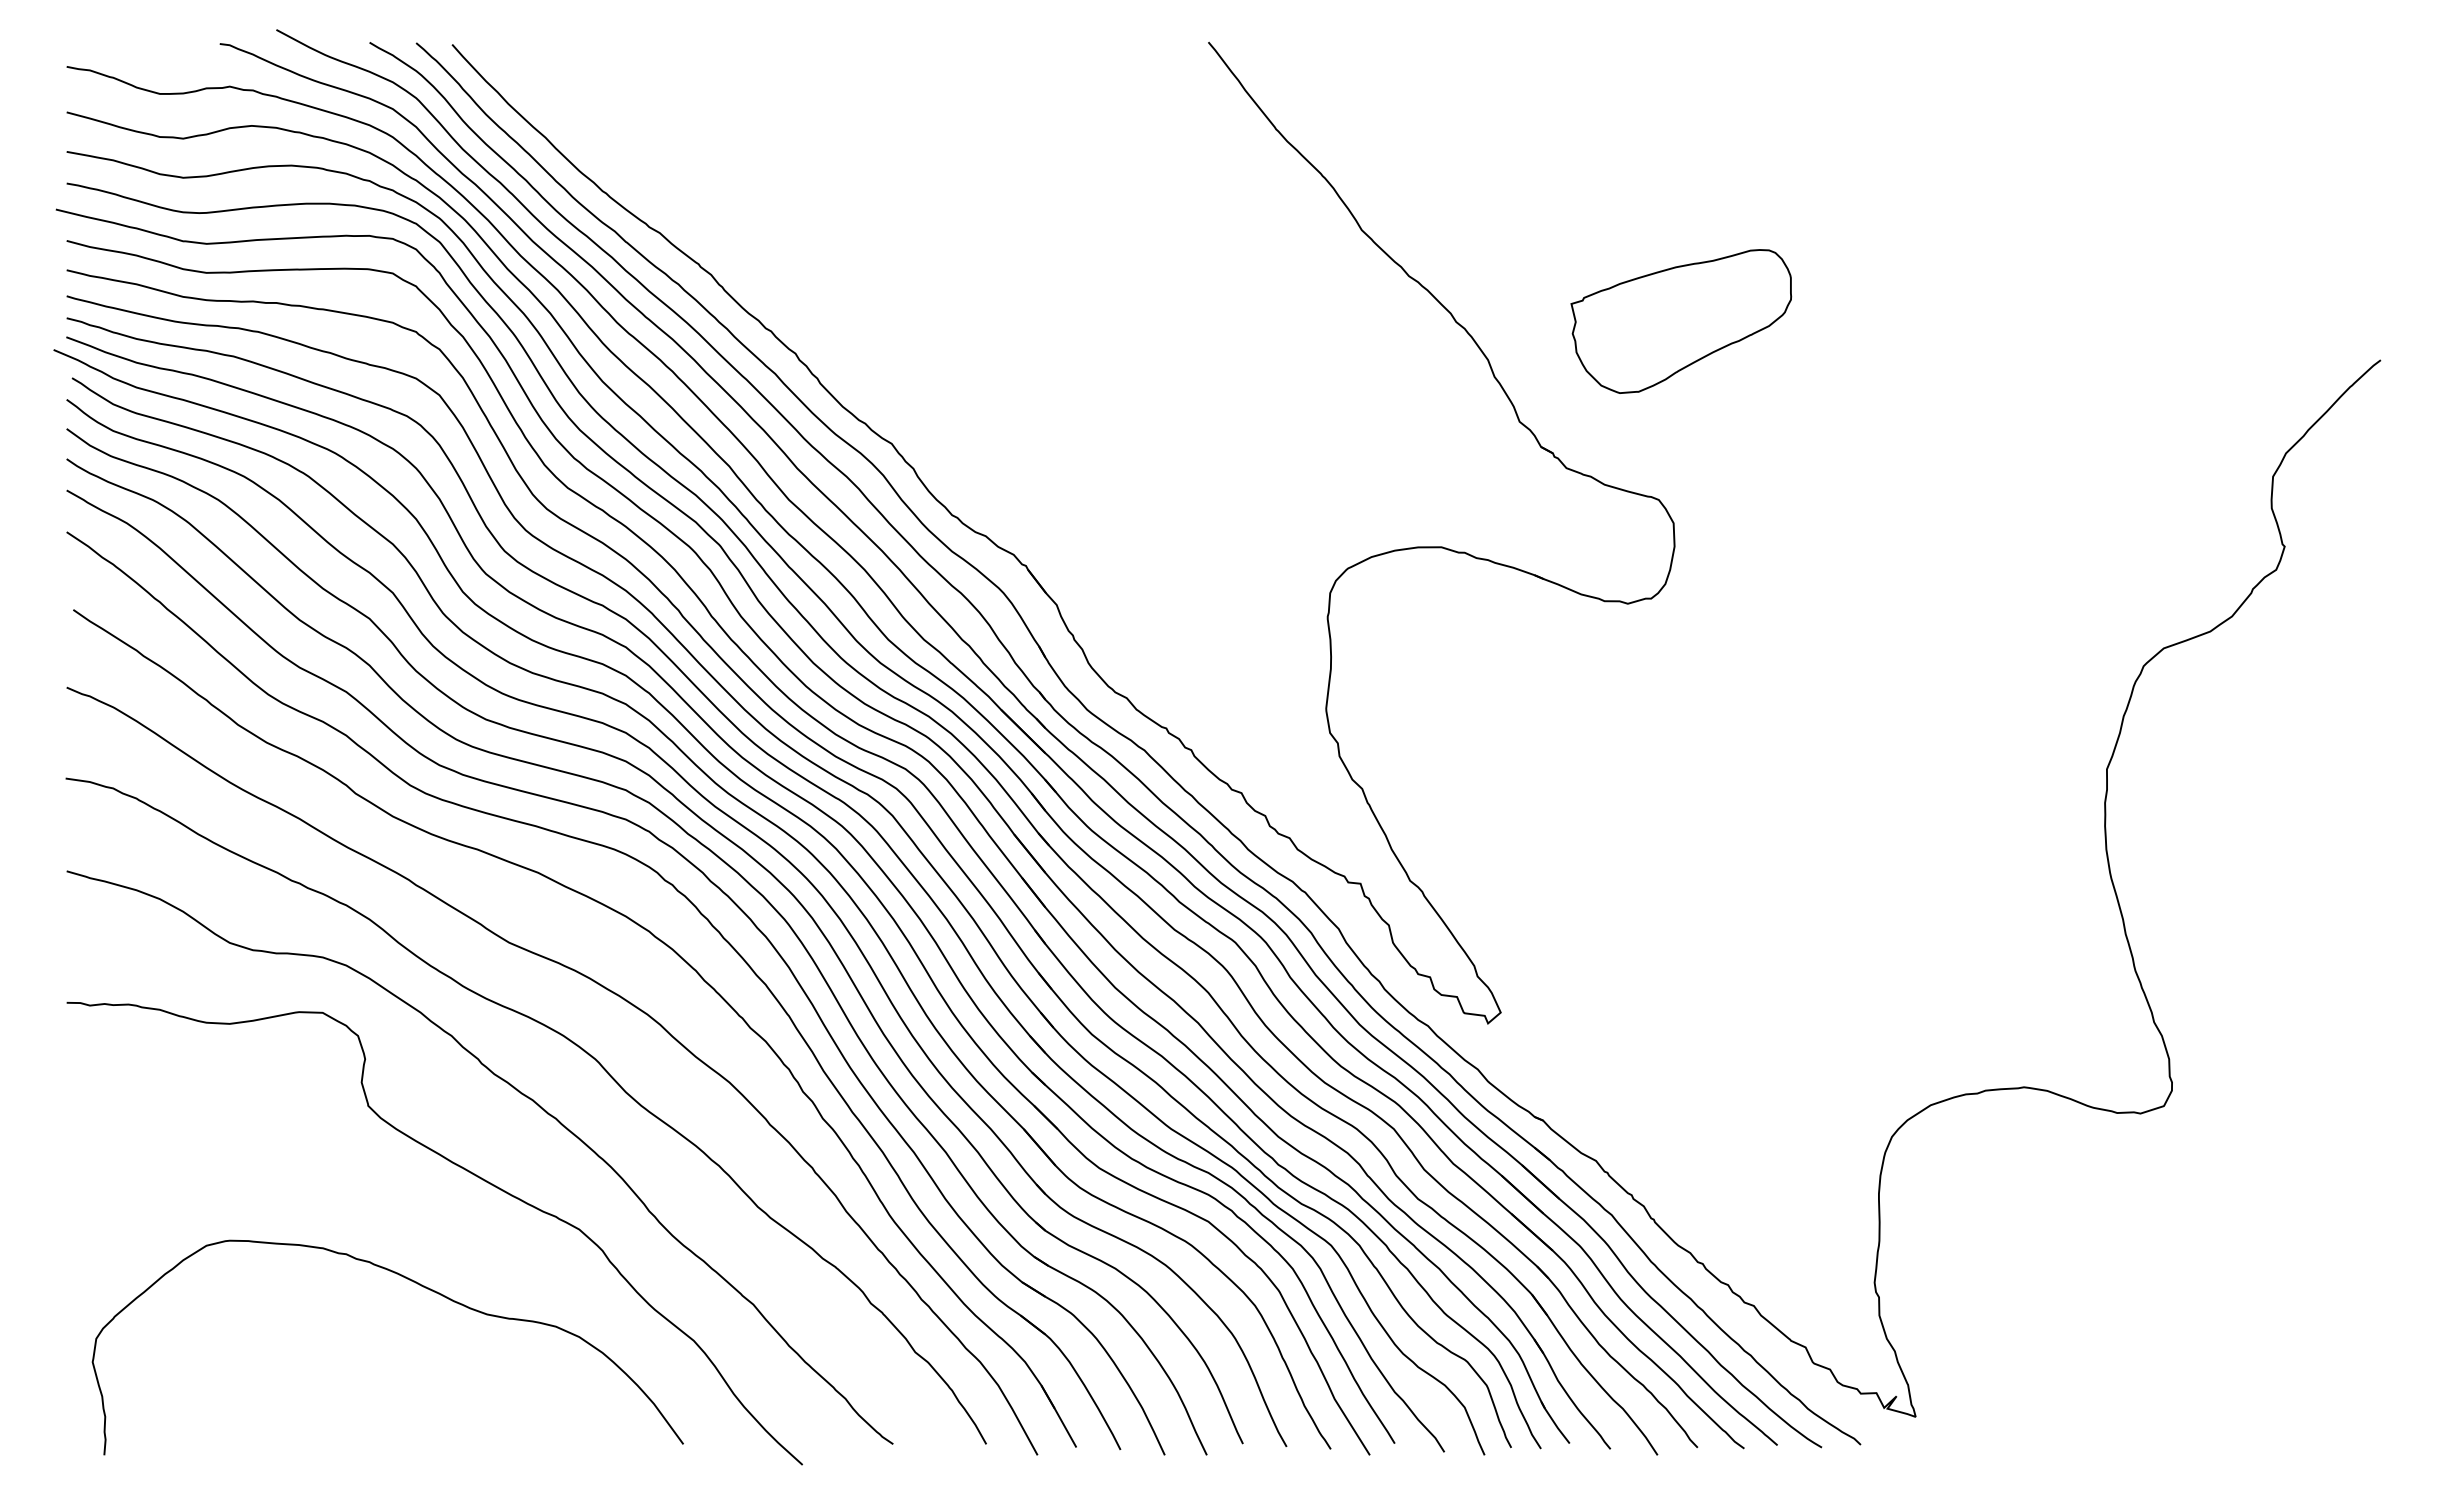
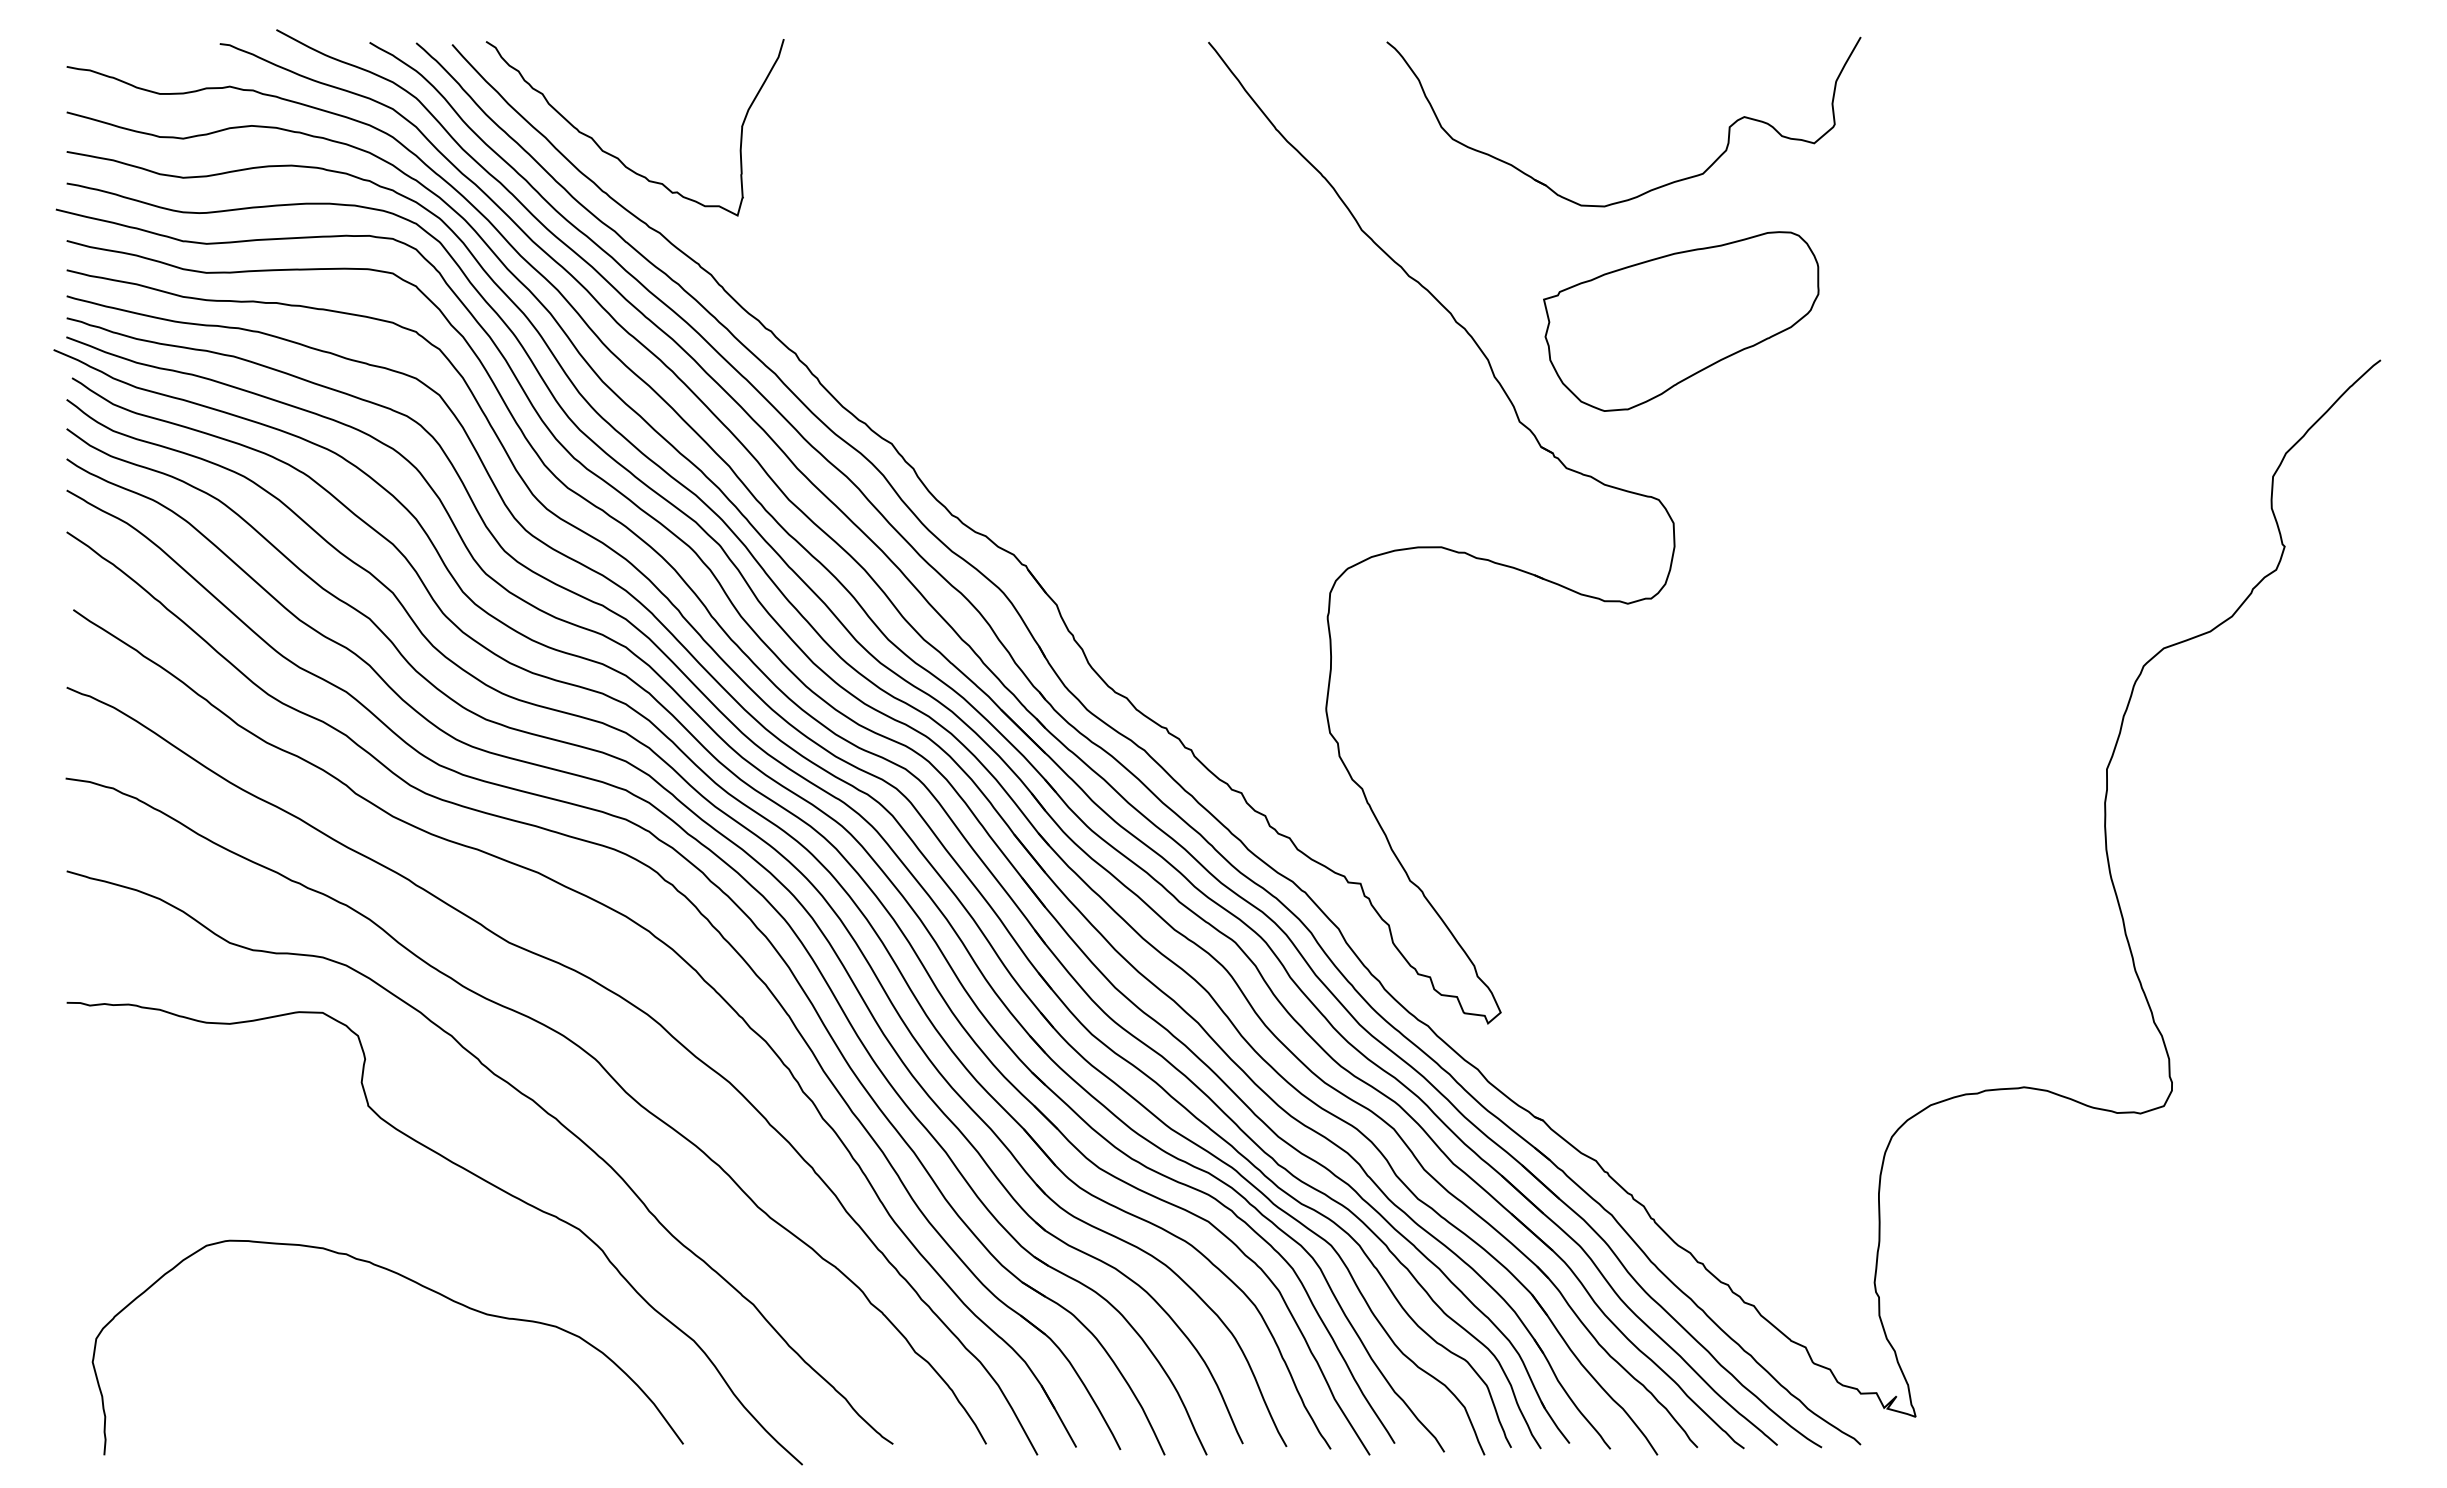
curve: none -> present (618, 157)
part: none -> present (1650, 189)
part size: 223x145 px -> 277x181 px (1681, 321)
